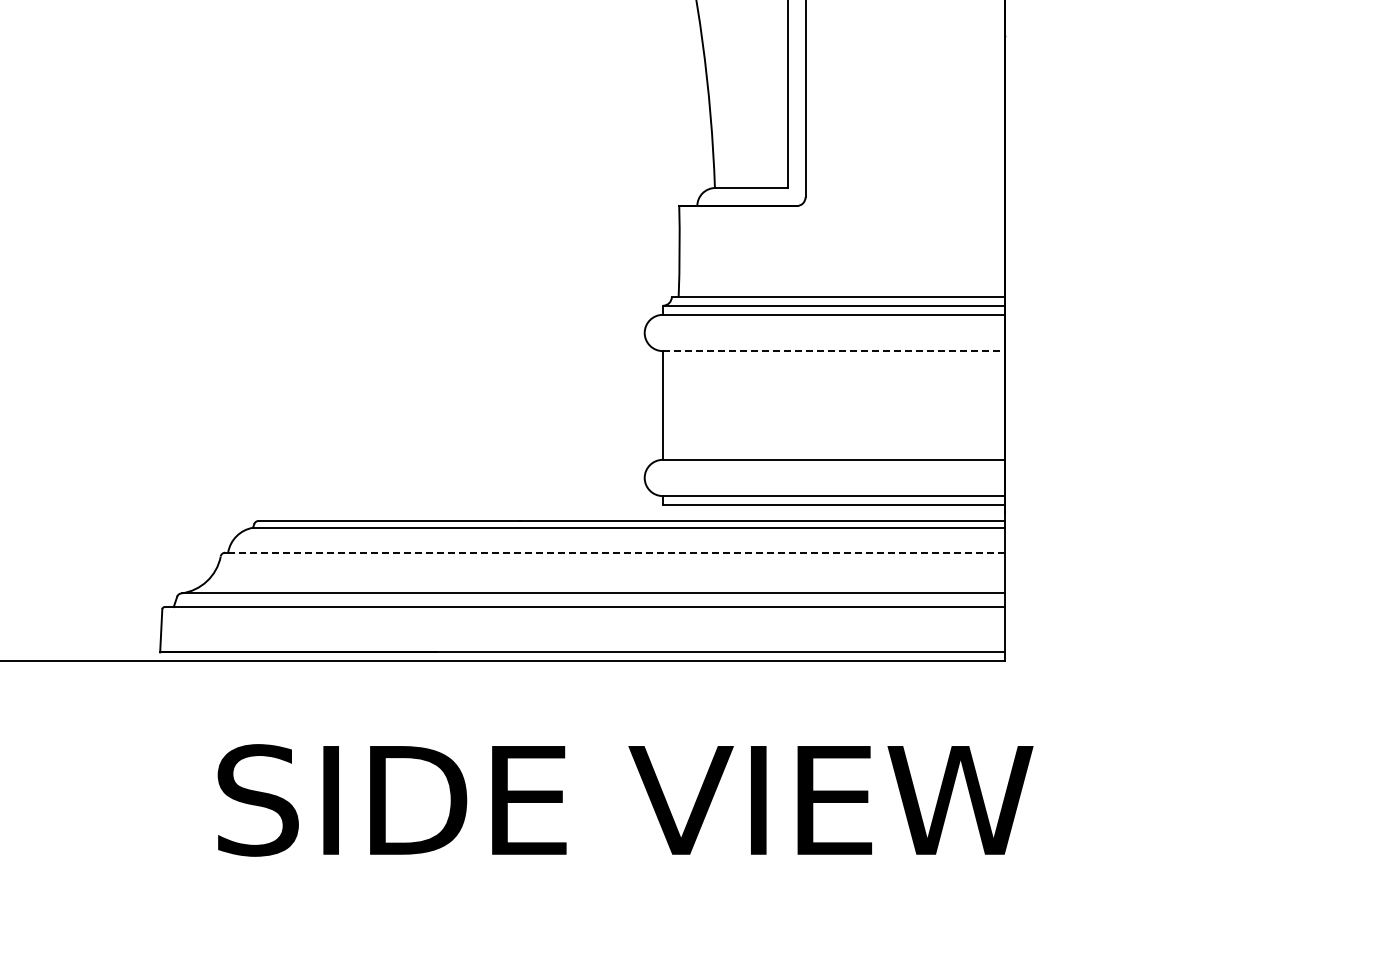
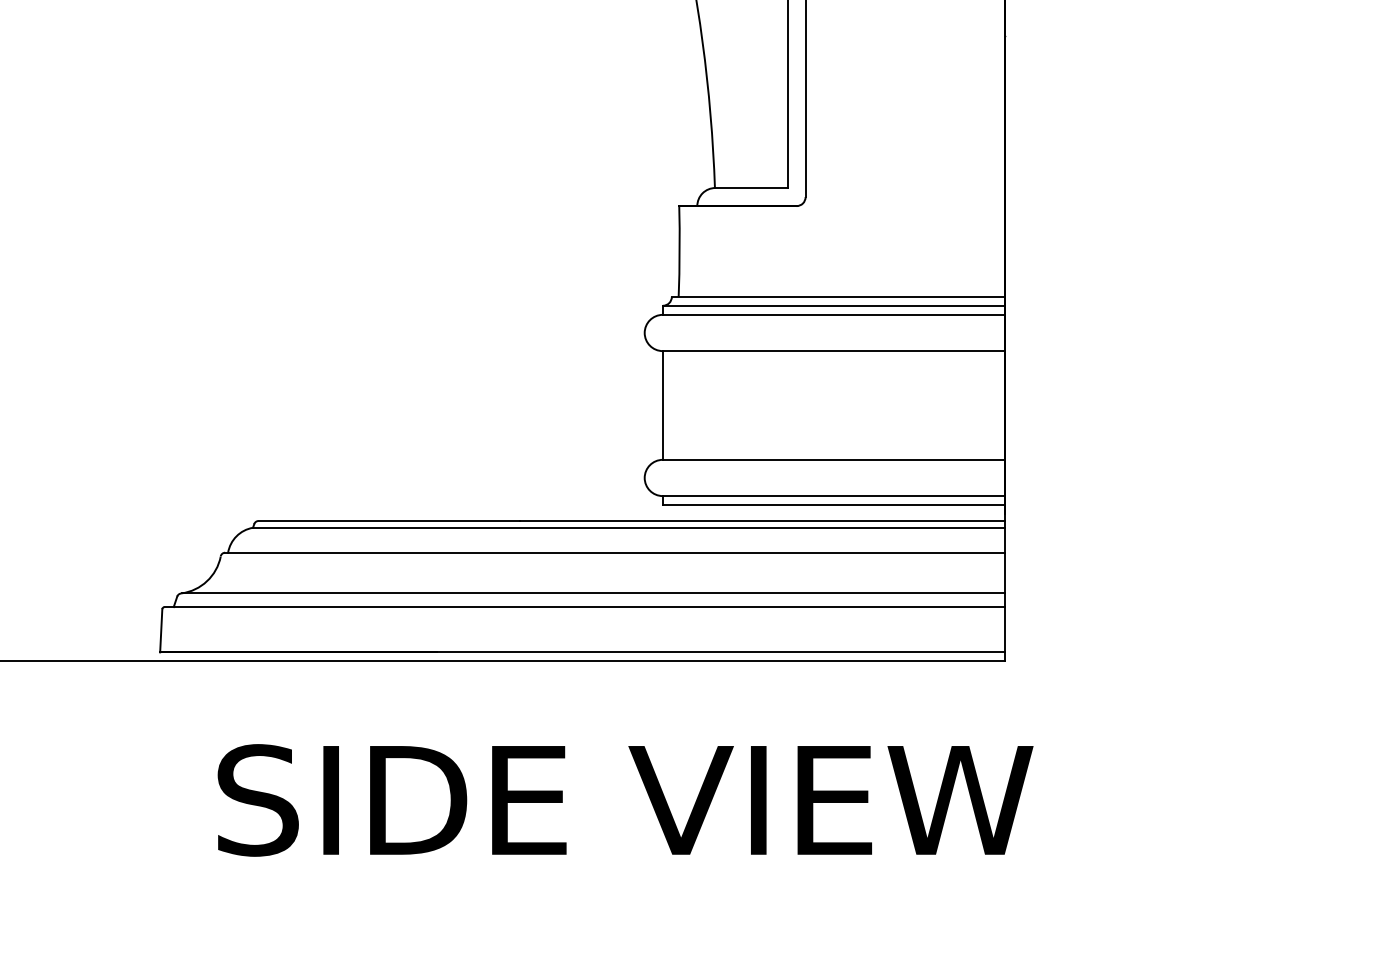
line: dashed -> solid (834, 351)
line: dashed -> solid (617, 552)
